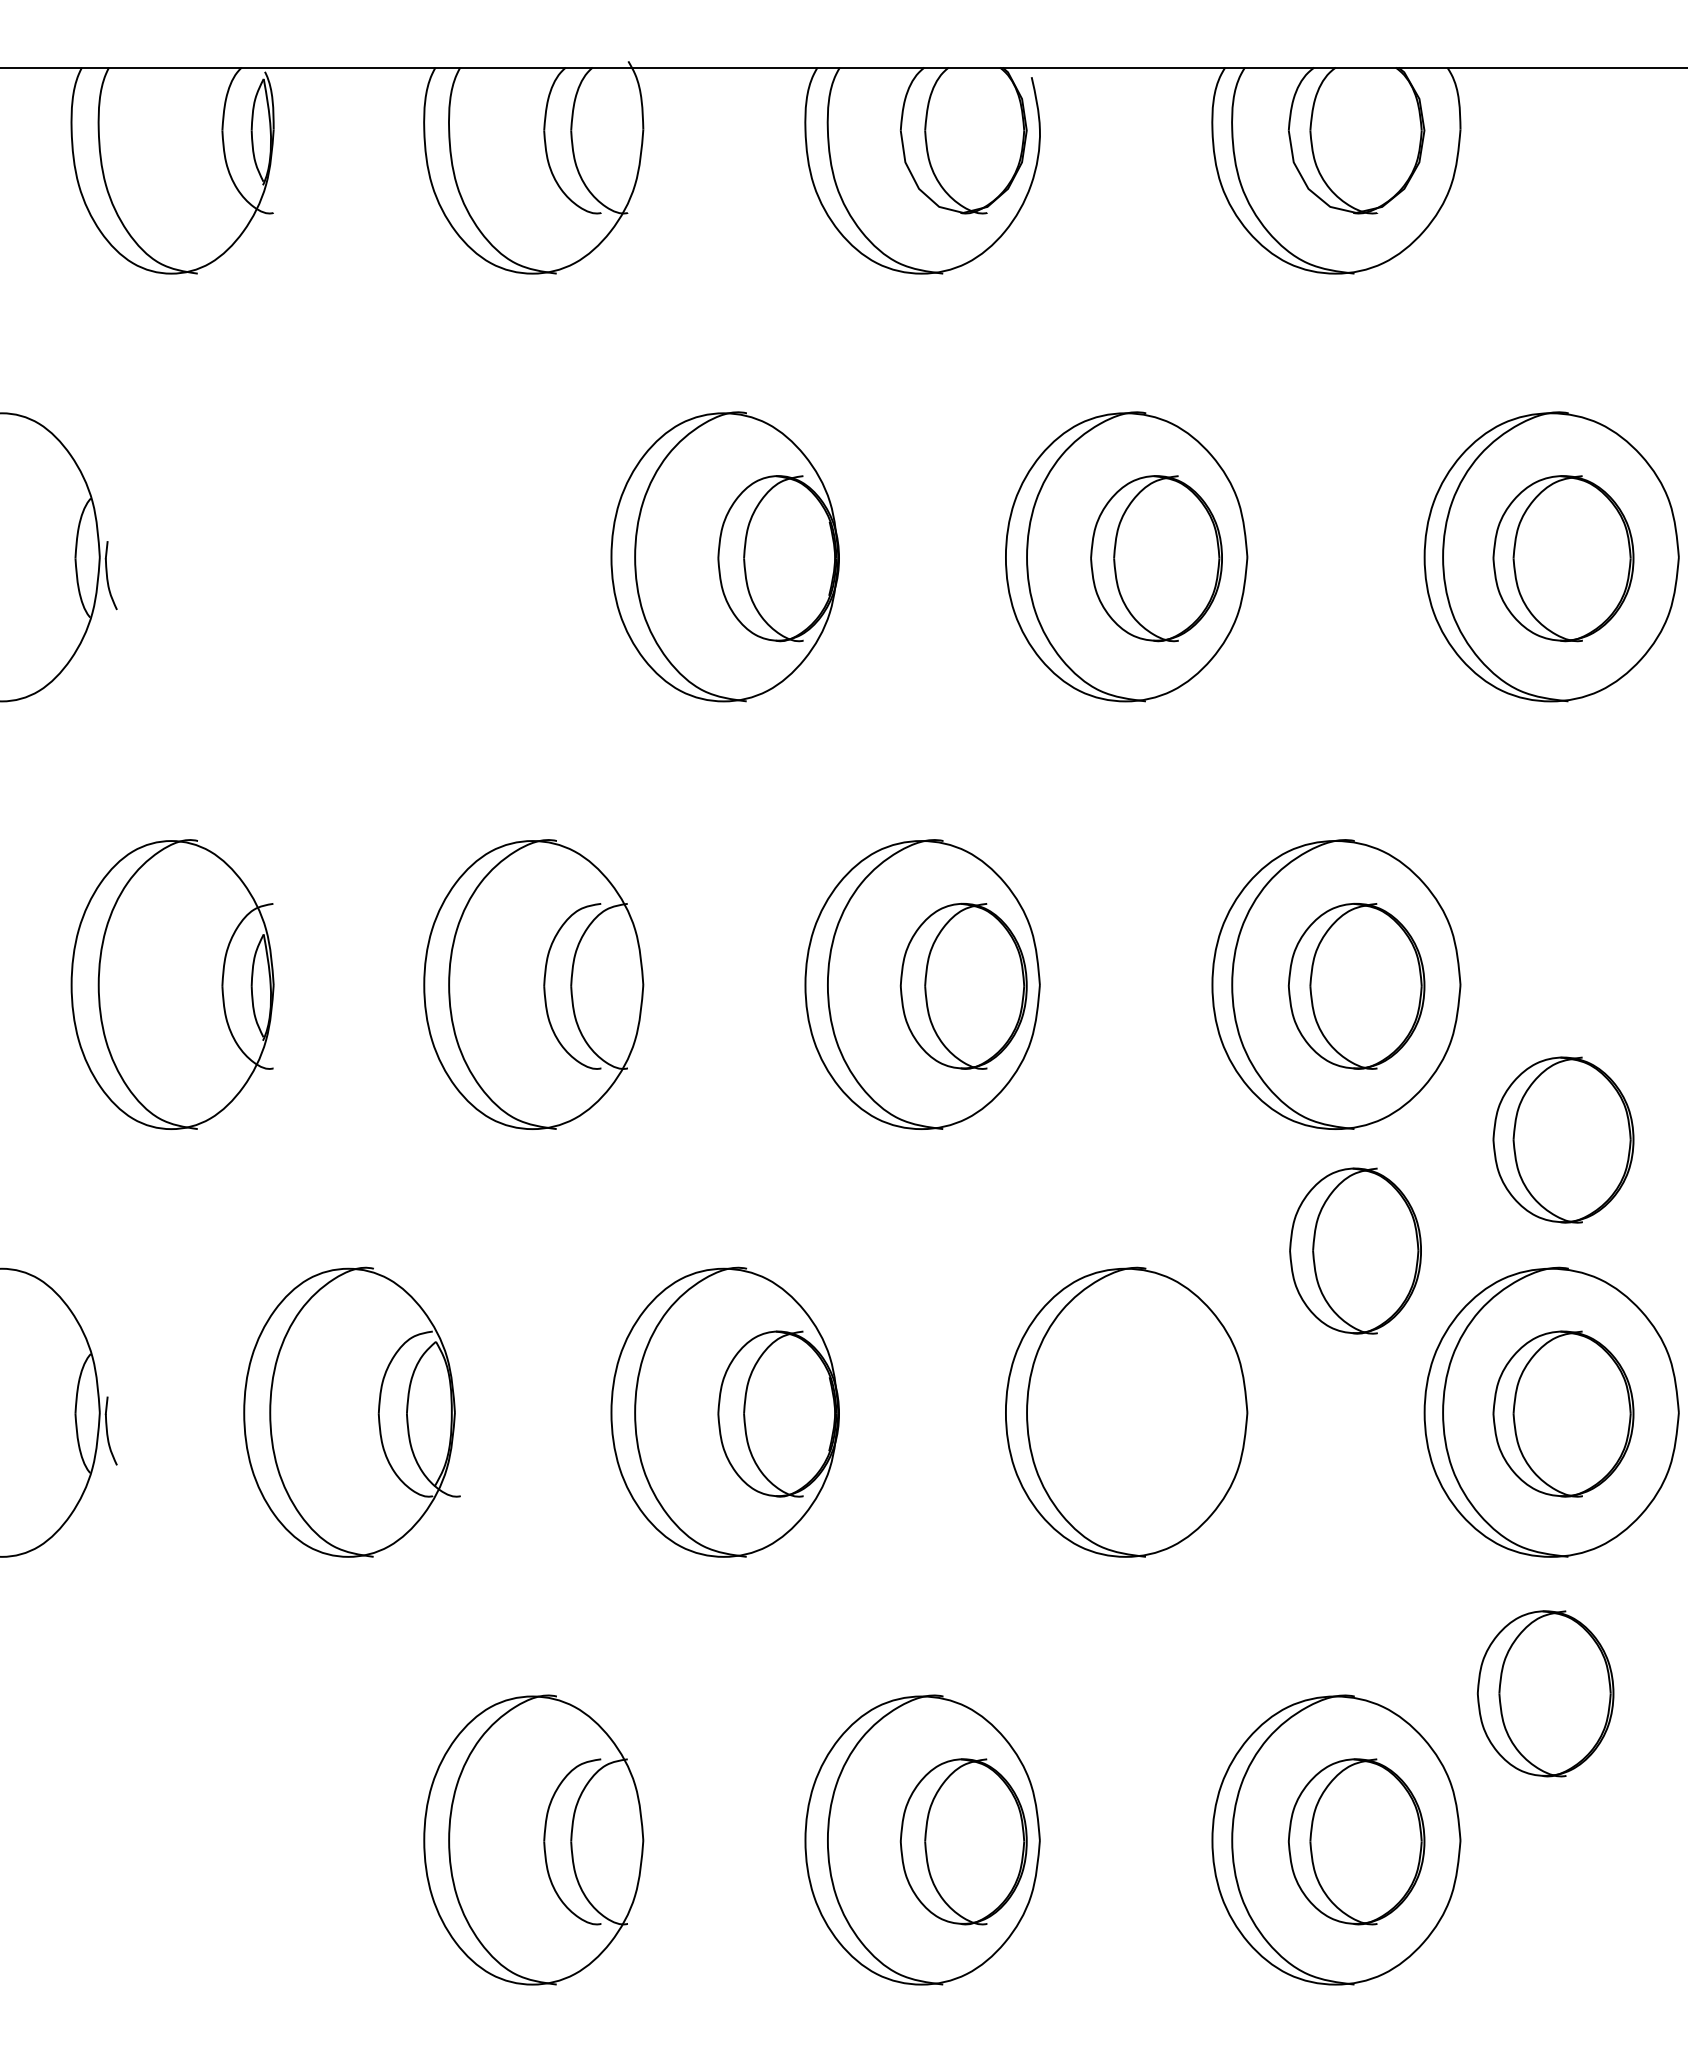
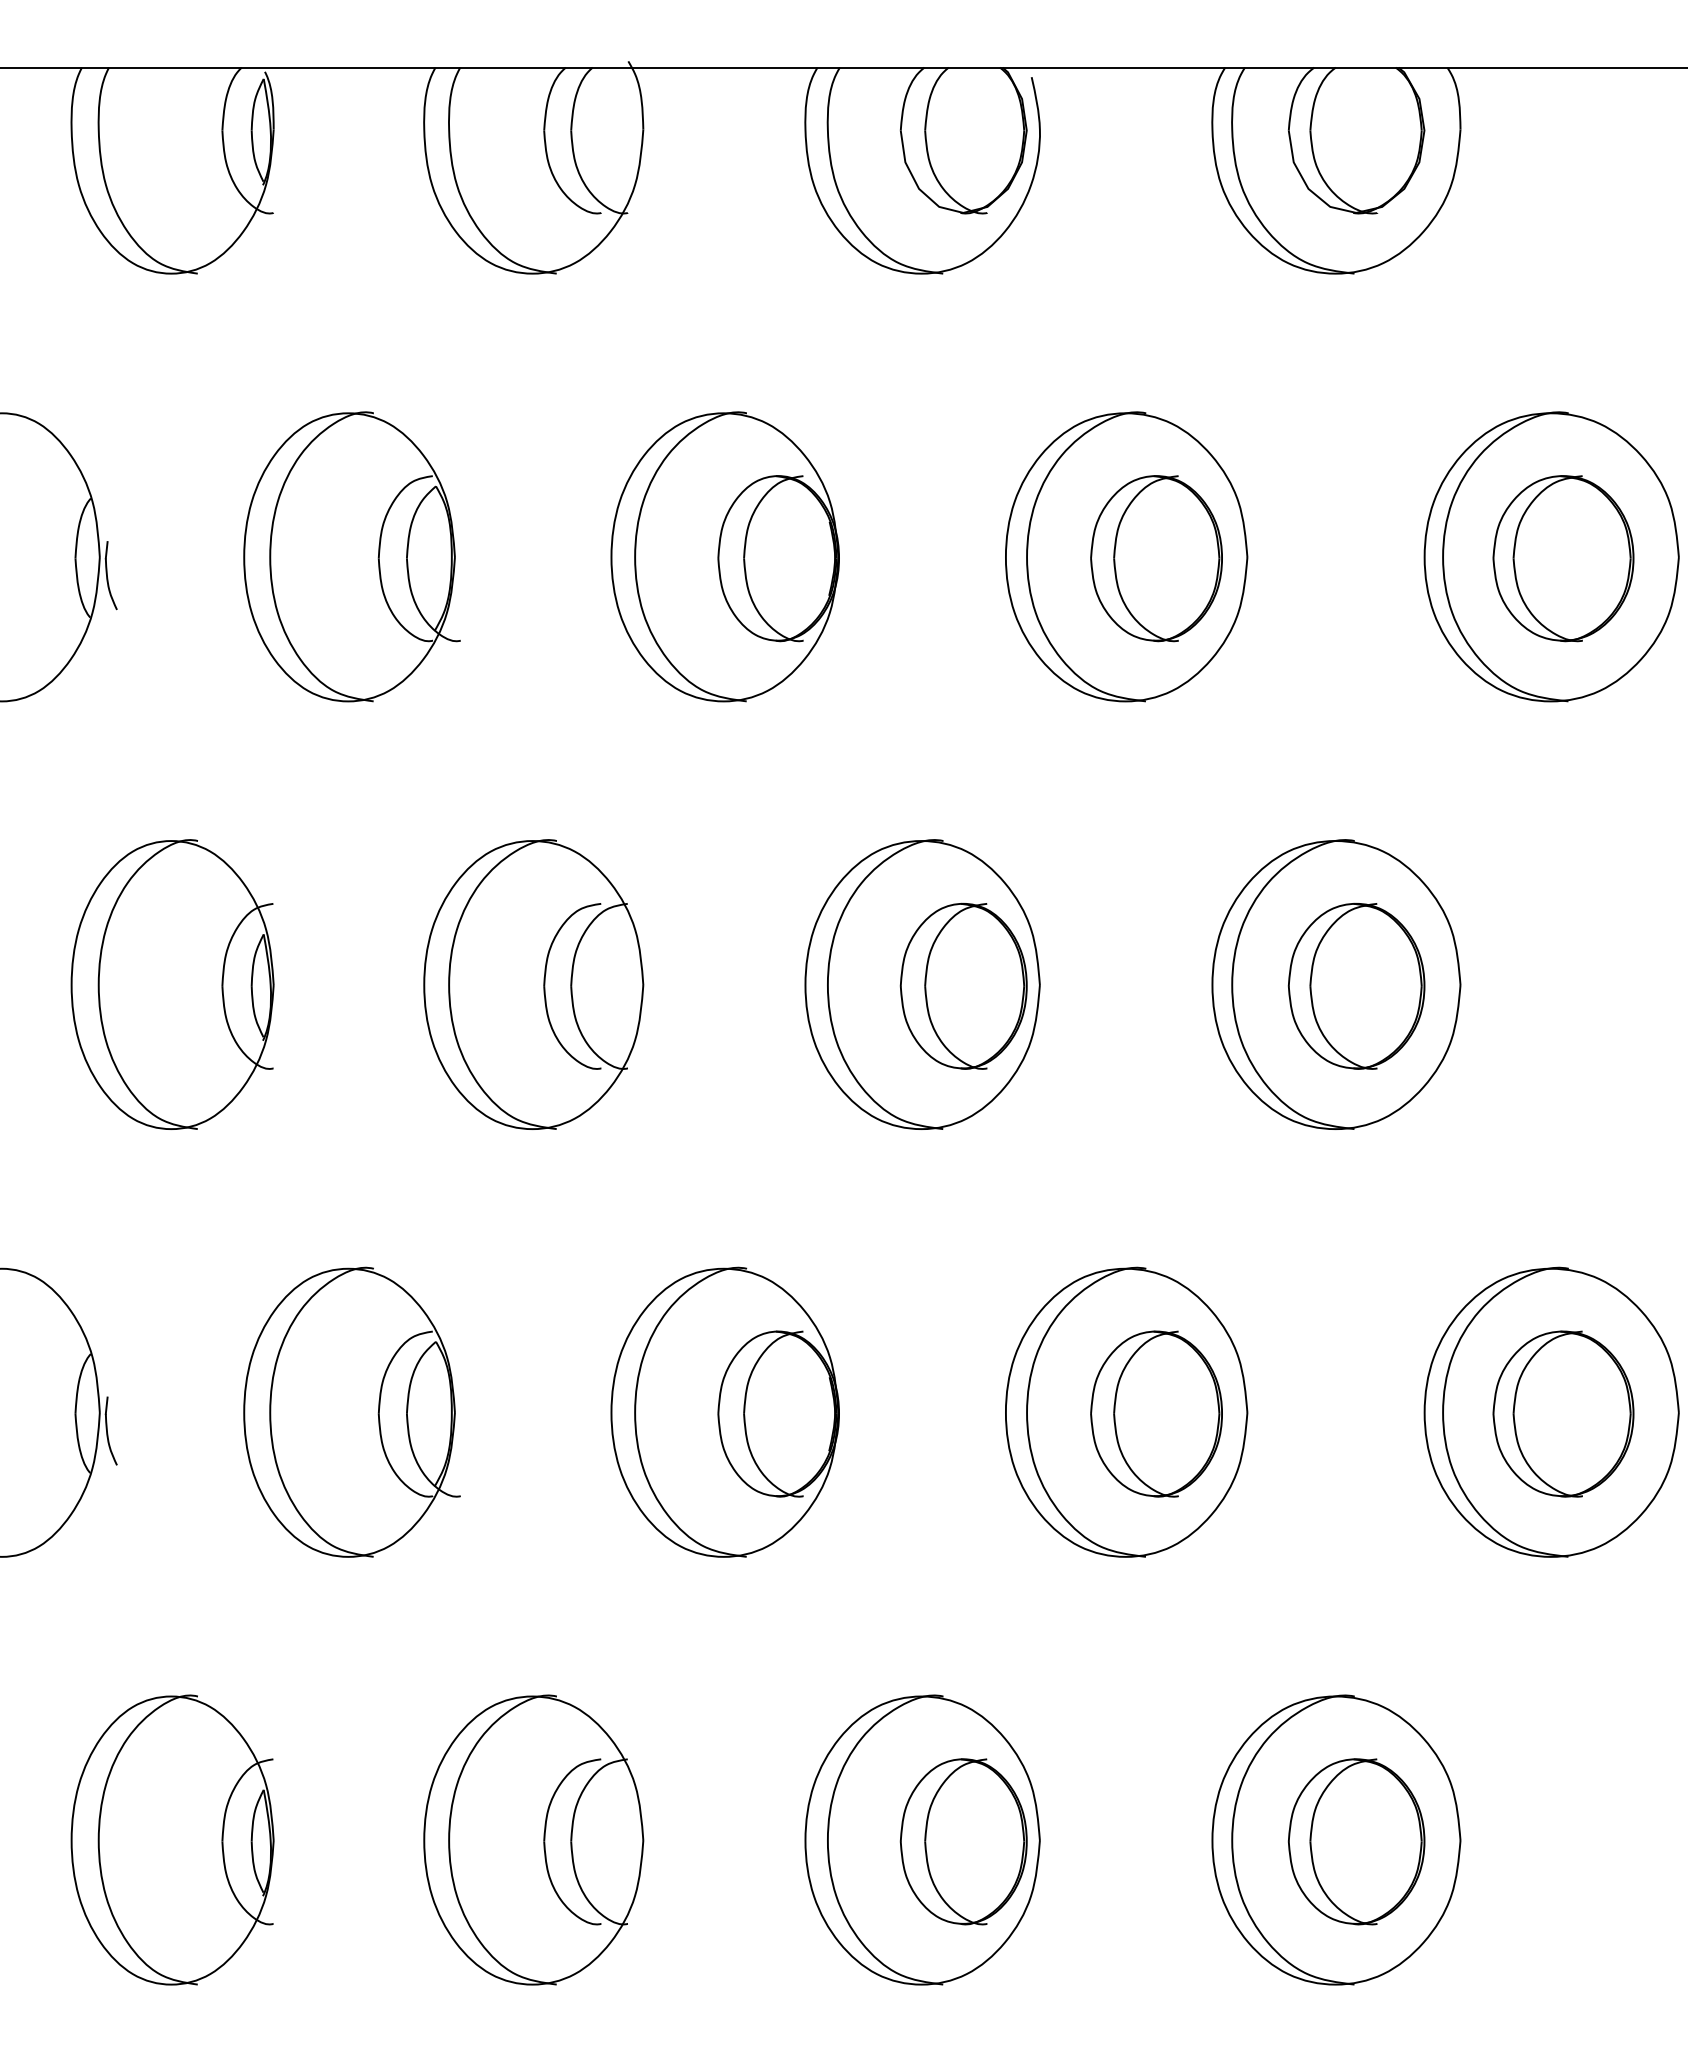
part: none -> present (351, 556)
part: present -> none (1563, 1139)
part position: (1355, 1250) -> (1156, 1413) (1156, 1413)
part: present -> none (1545, 1693)
part: none -> present (172, 1839)
